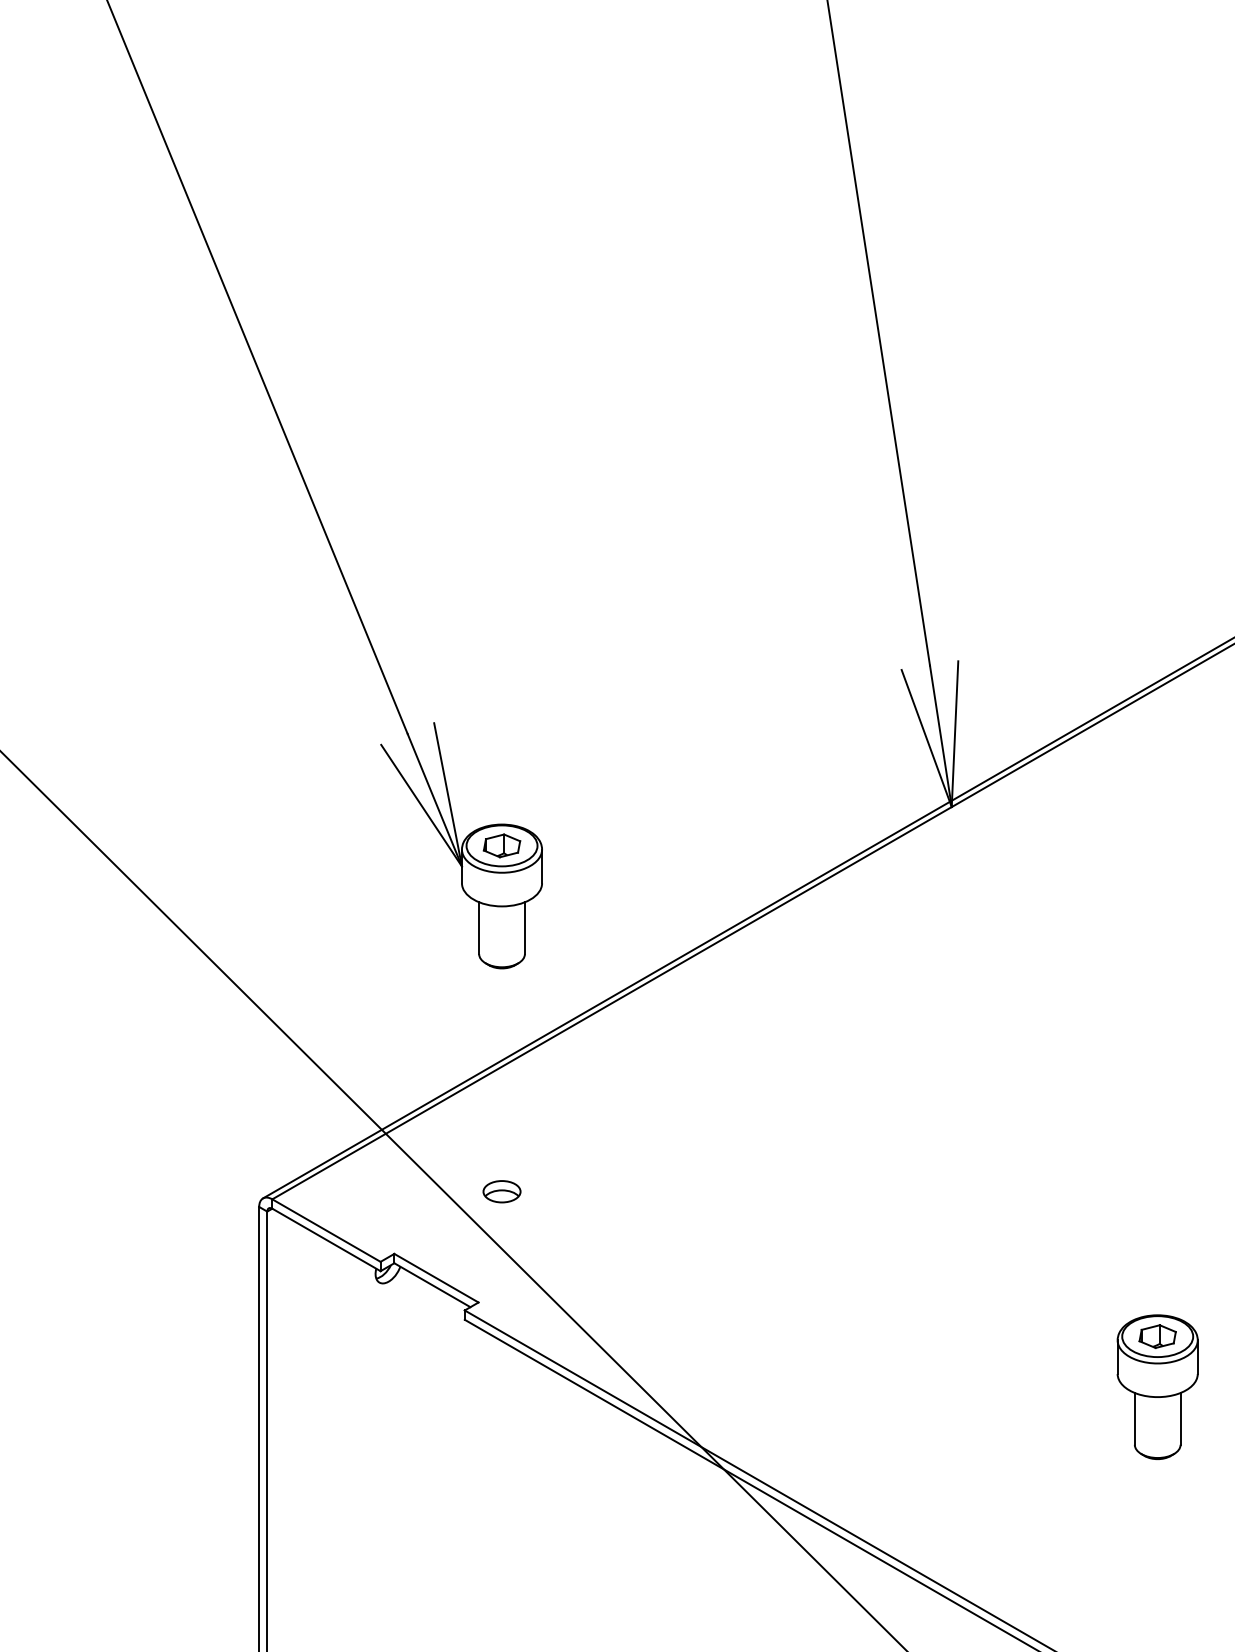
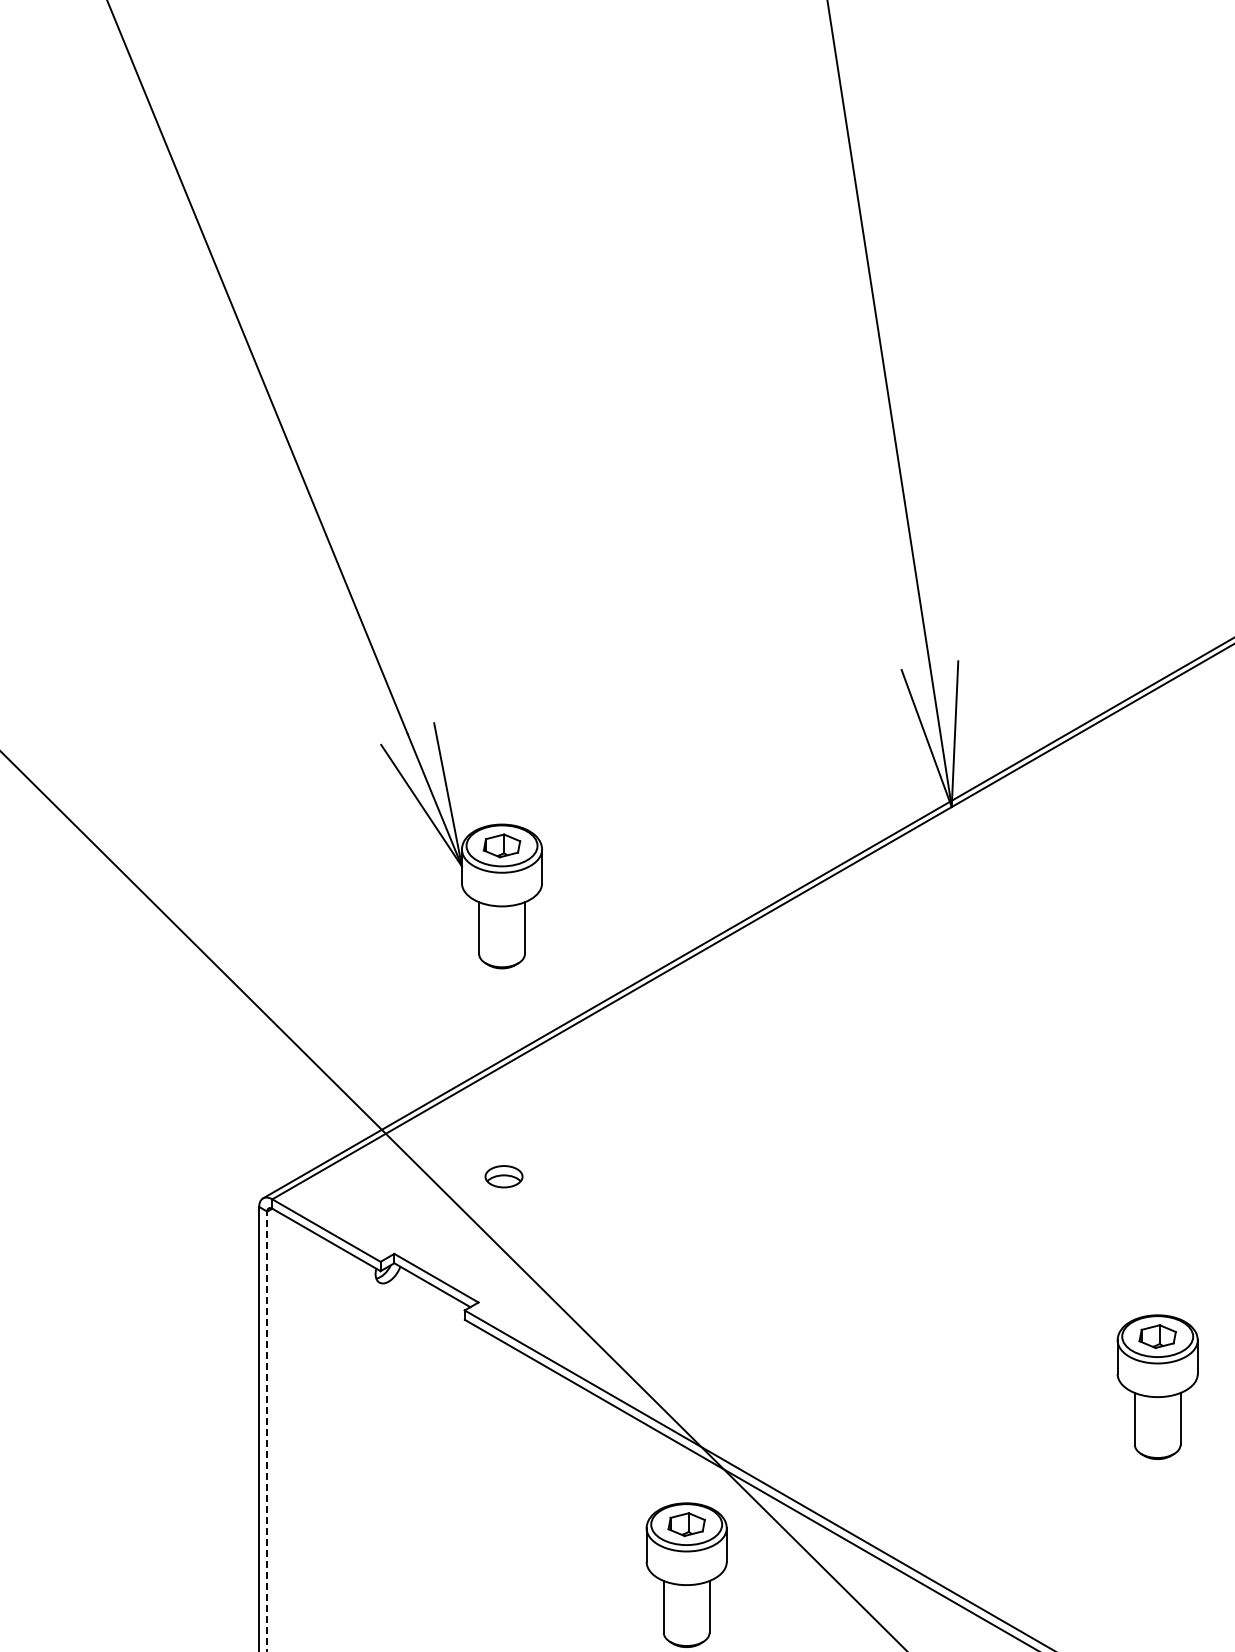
part position: (501, 1191) -> (503, 1176) (503, 1176)
line: solid -> dashed (267, 1431)
part: none -> present (686, 1574)
